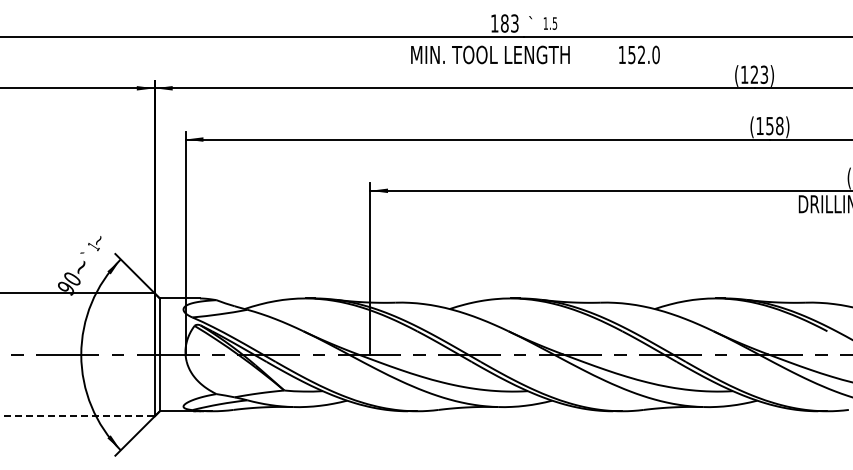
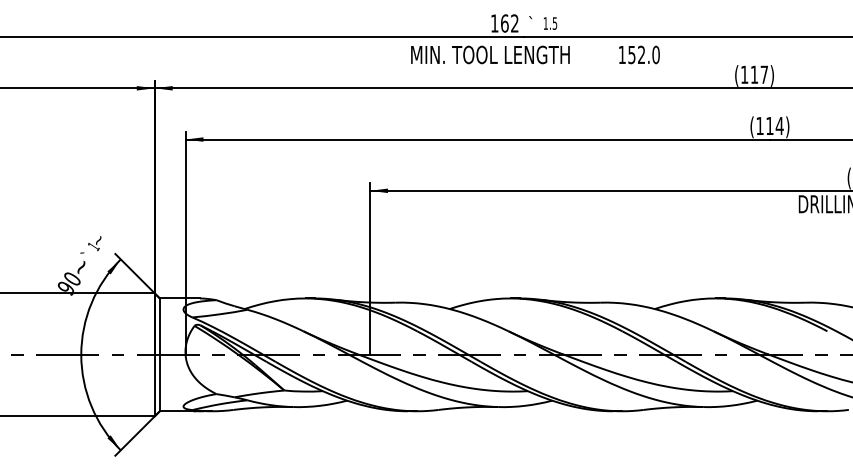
text: 183 -> 162 (509, 23)
text: (123) -> (117) (759, 74)
text: (158) -> (114) (774, 125)
line: dashed -> solid (77, 416)
